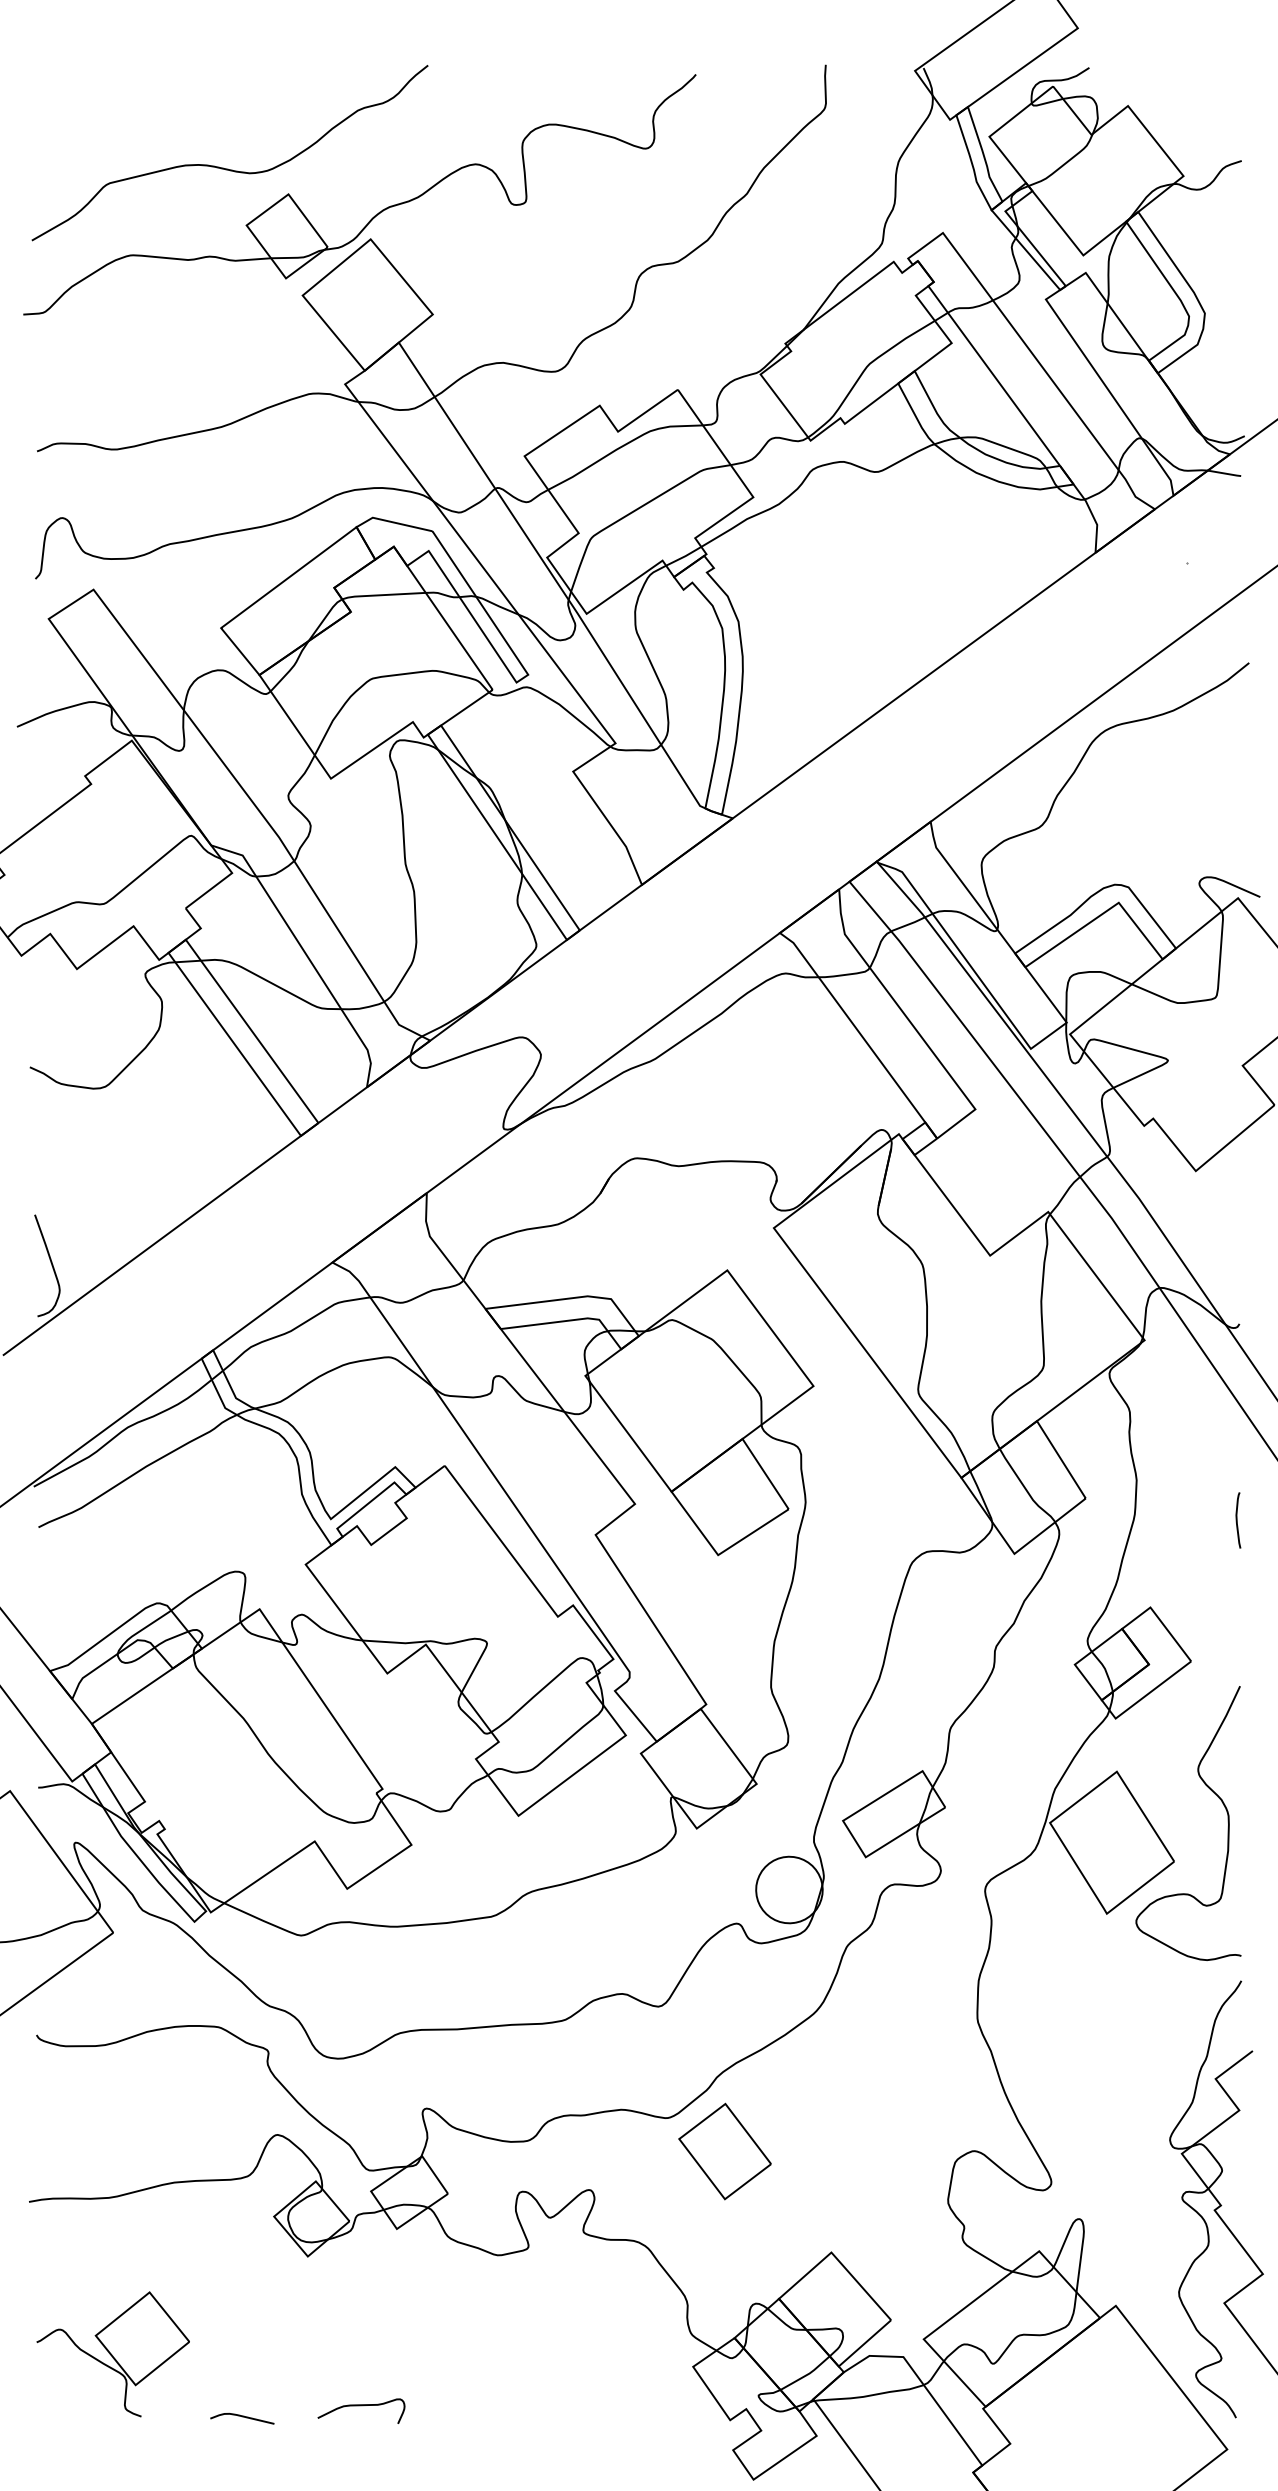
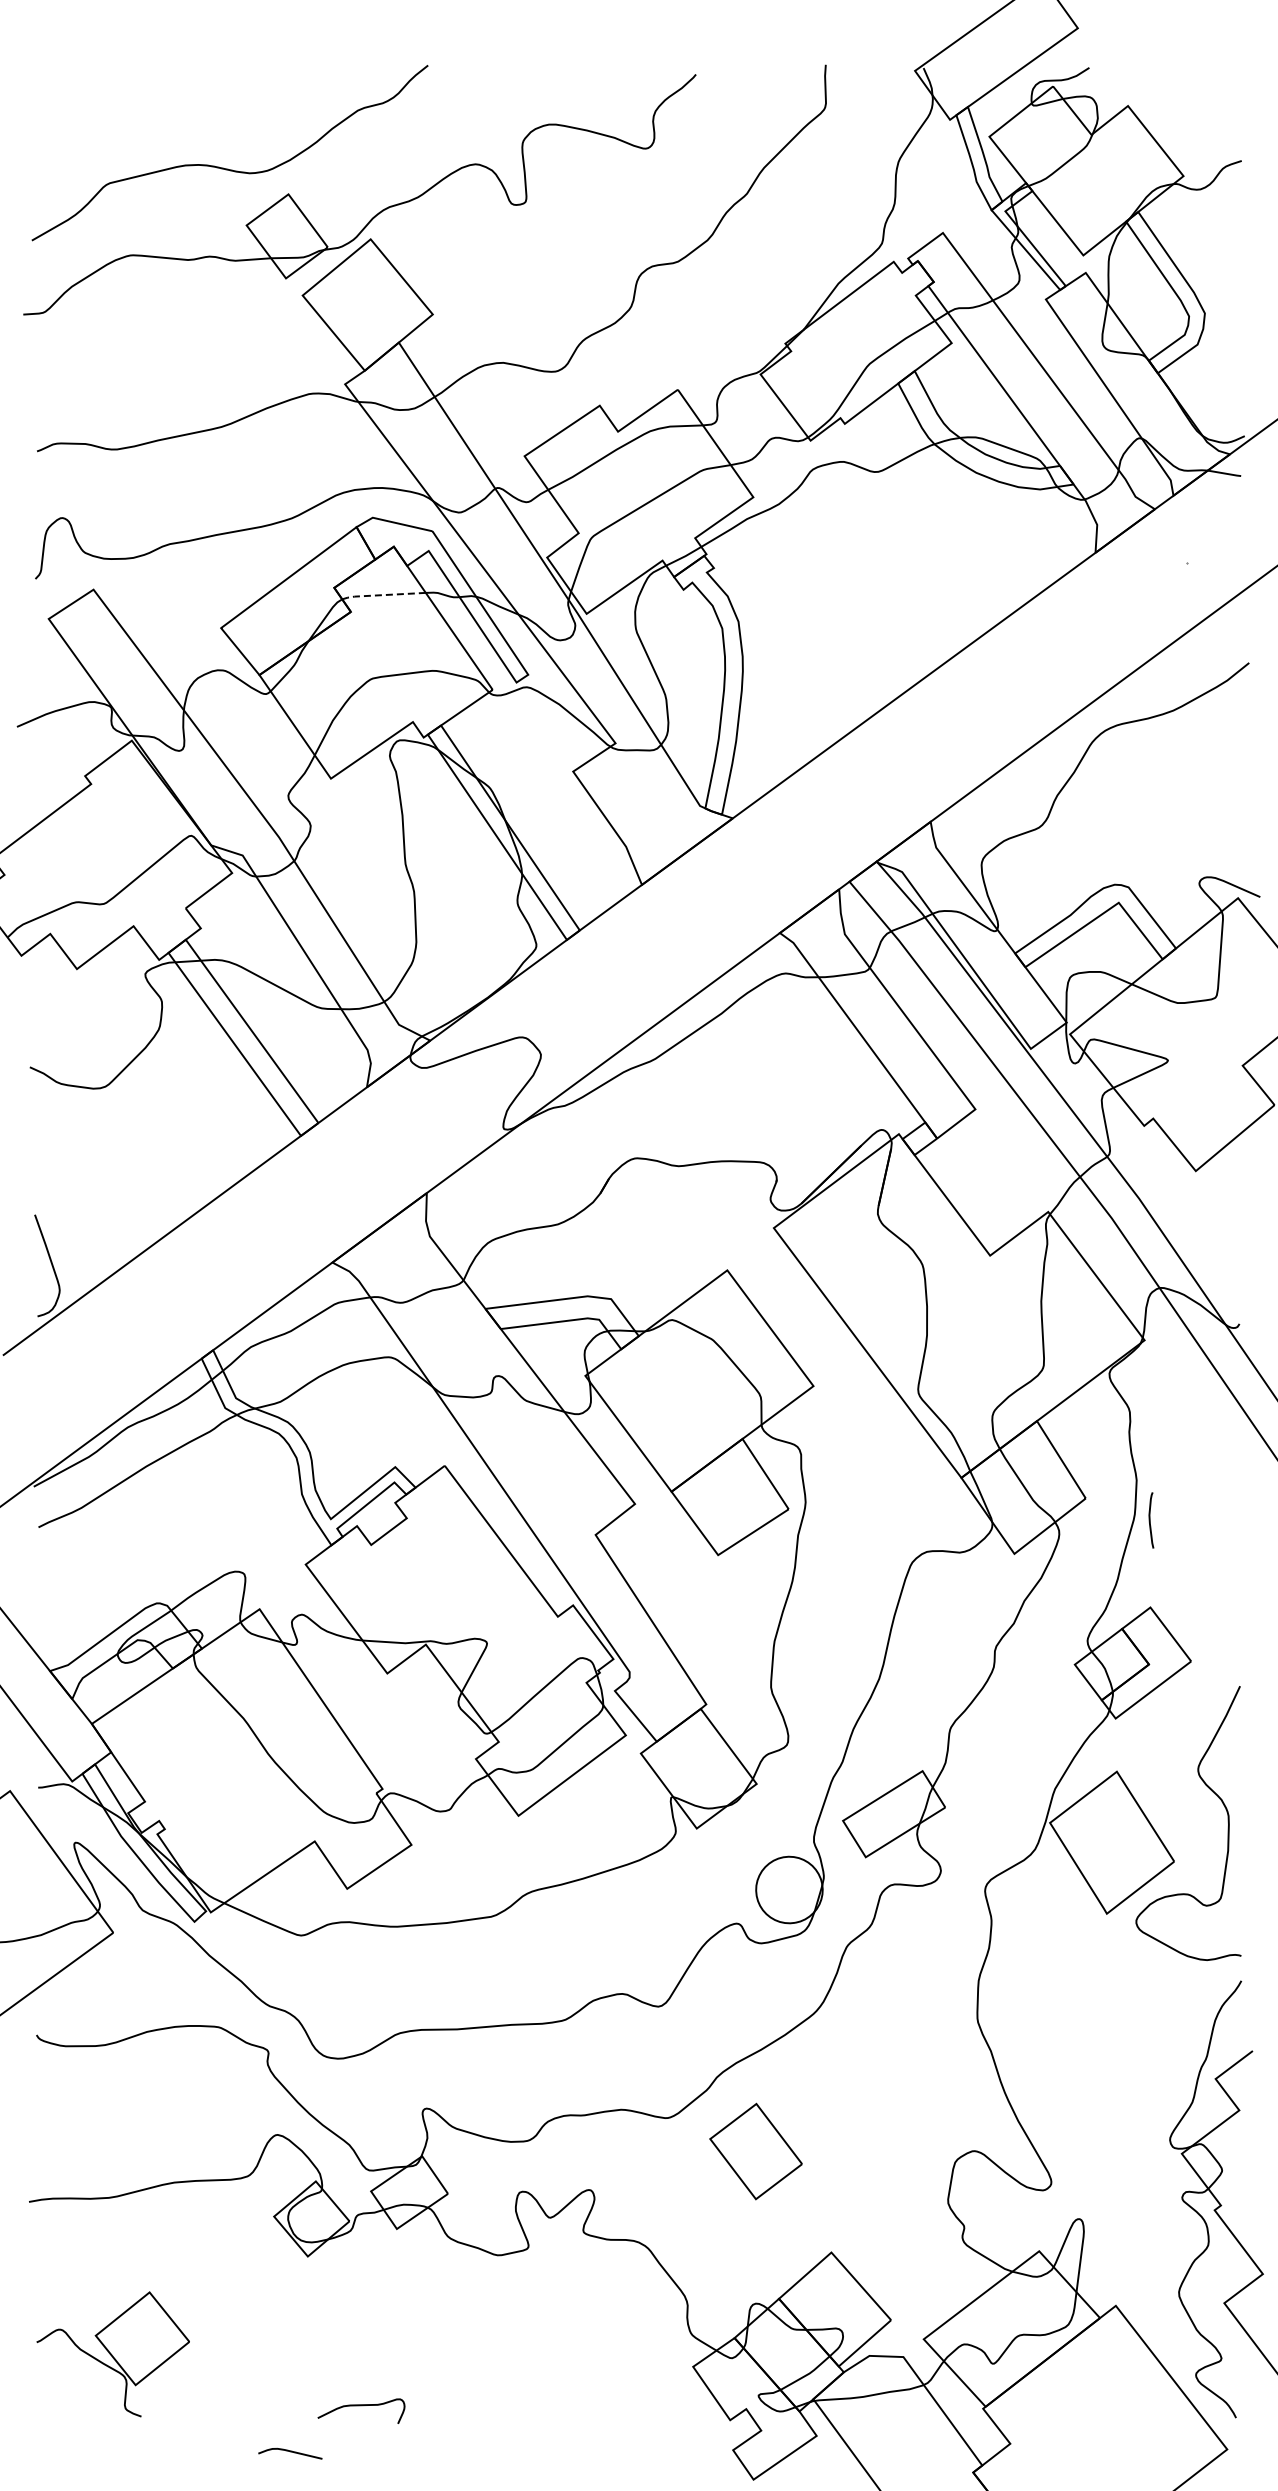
line: solid -> dashed (383, 595)
curve position: (1237, 1520) -> (1150, 1520) (1150, 1520)
part position: (724, 2151) -> (755, 2151) (755, 2151)
curve position: (242, 2417) -> (290, 2452) (290, 2452)
